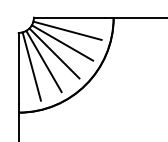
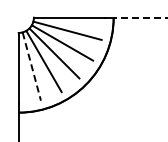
line: solid -> dashed (140, 17)
line: solid -> dashed (31, 67)
